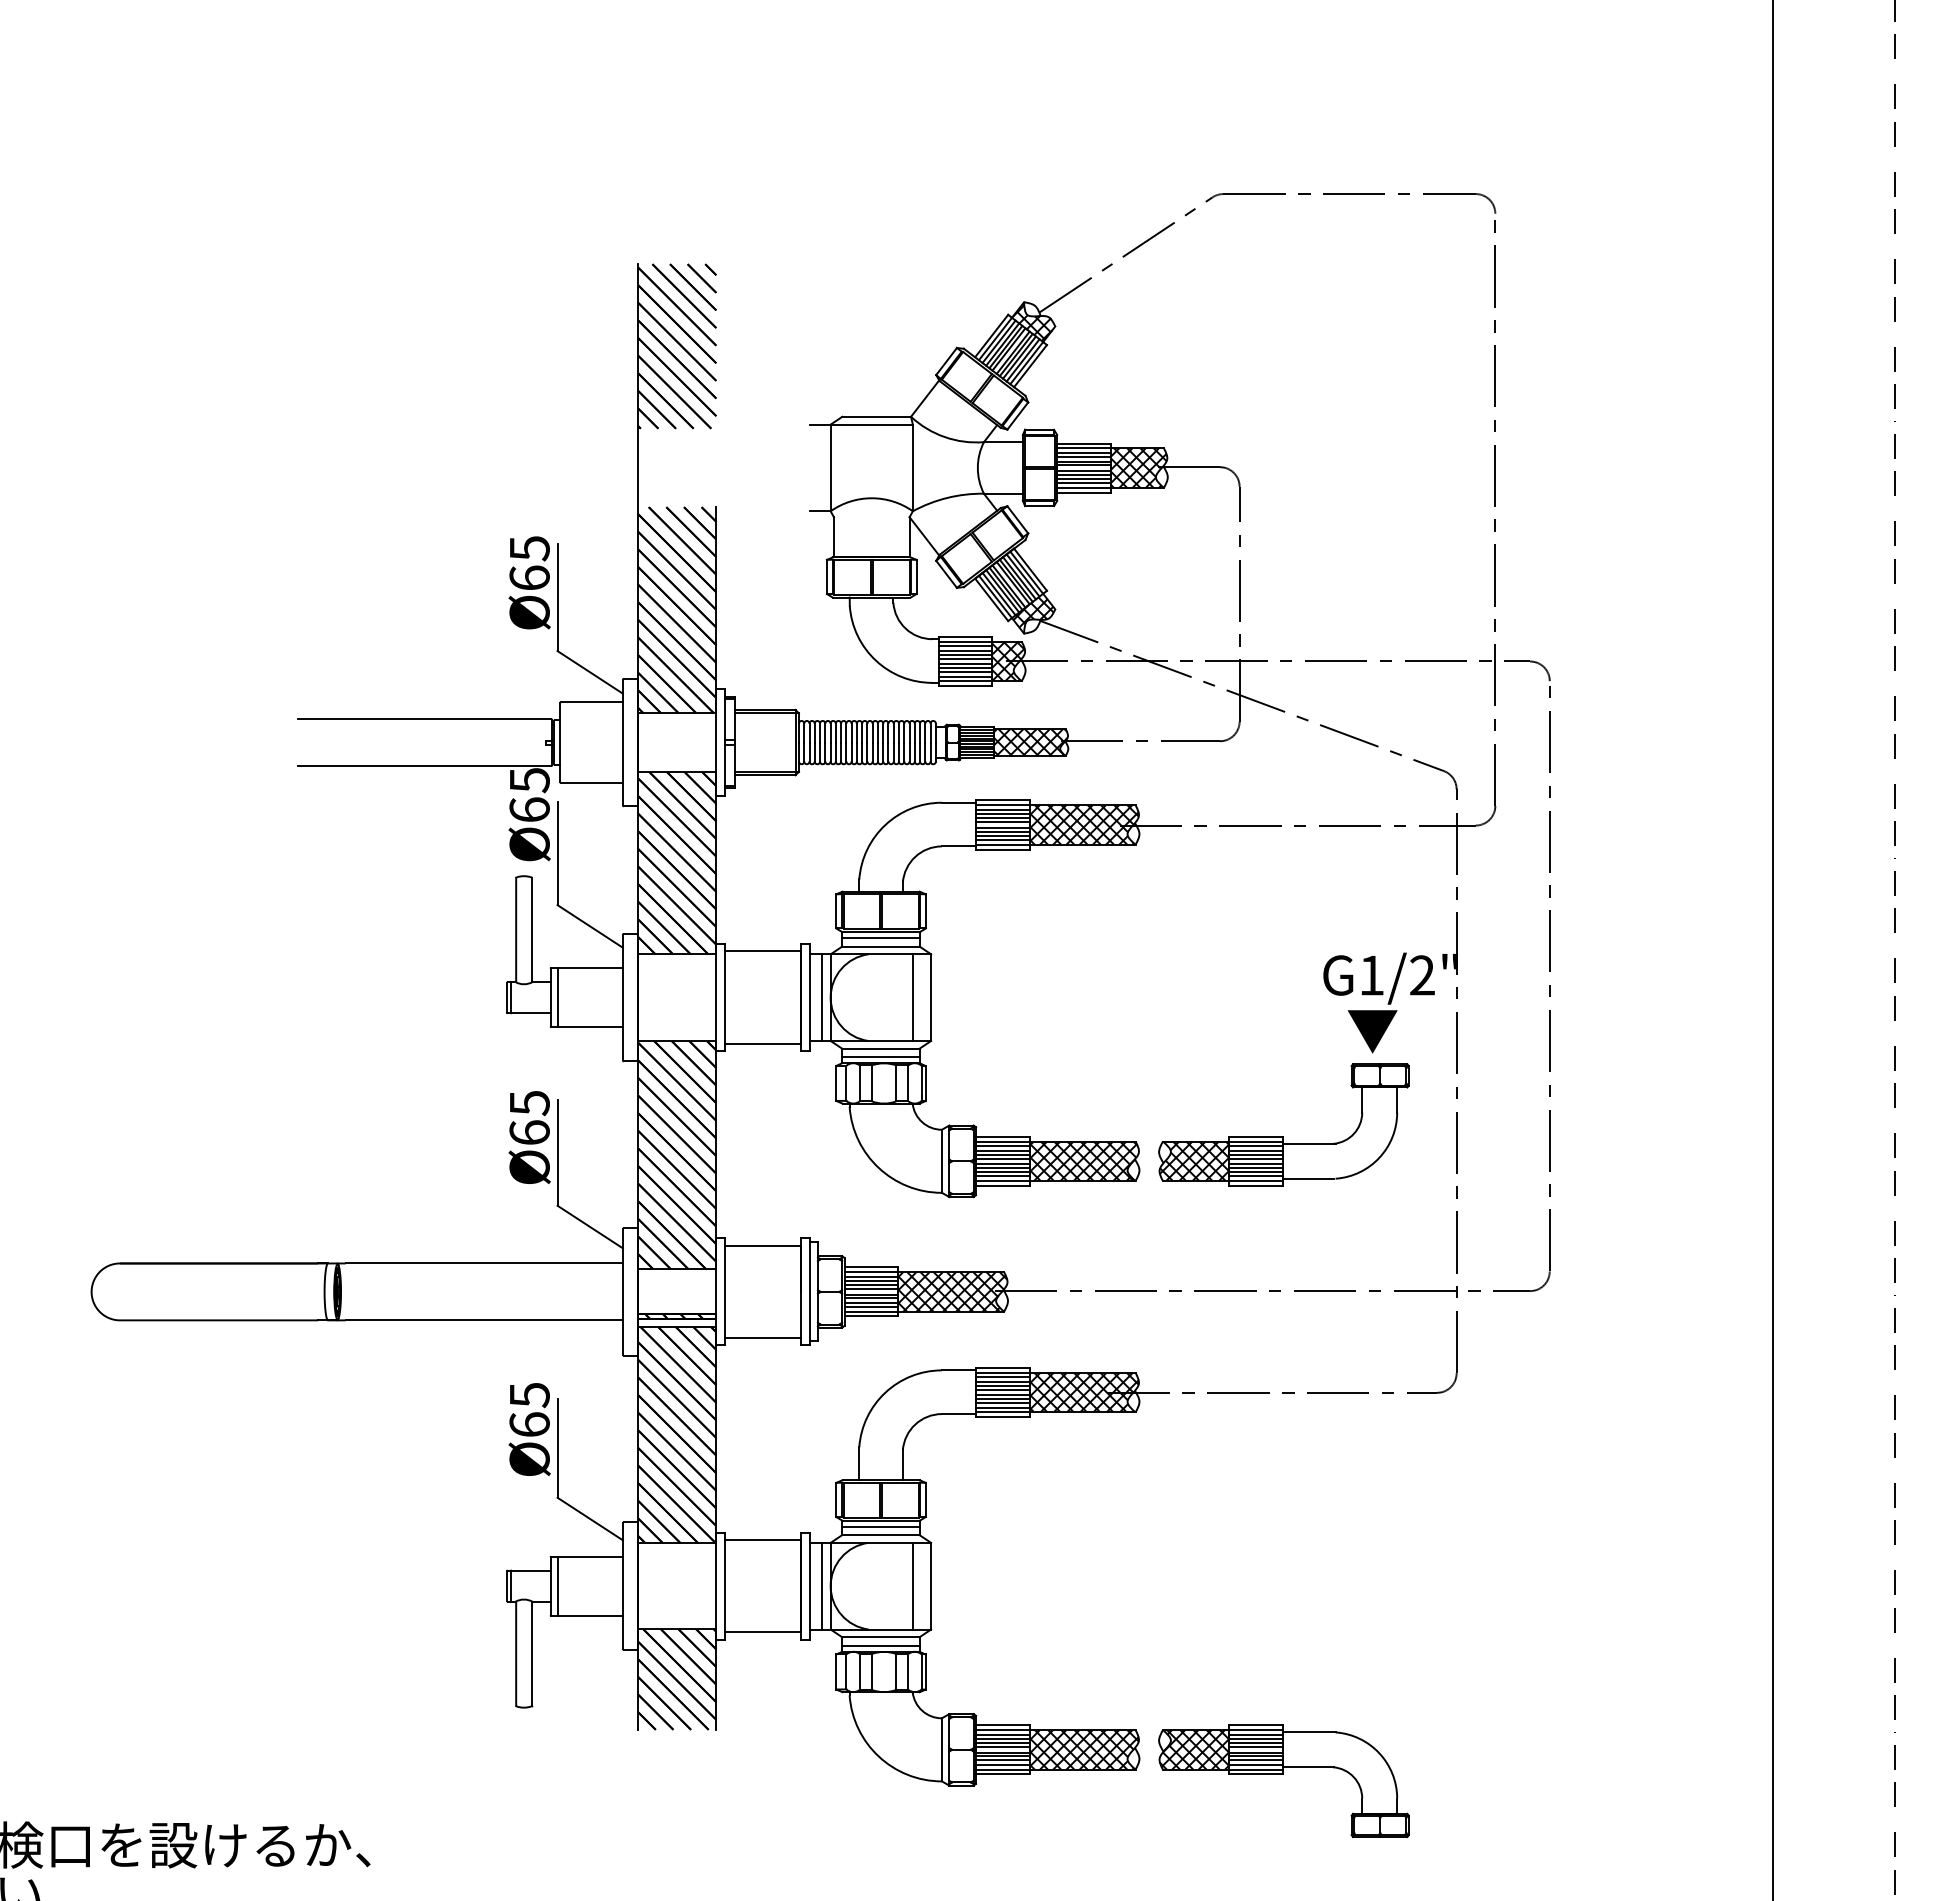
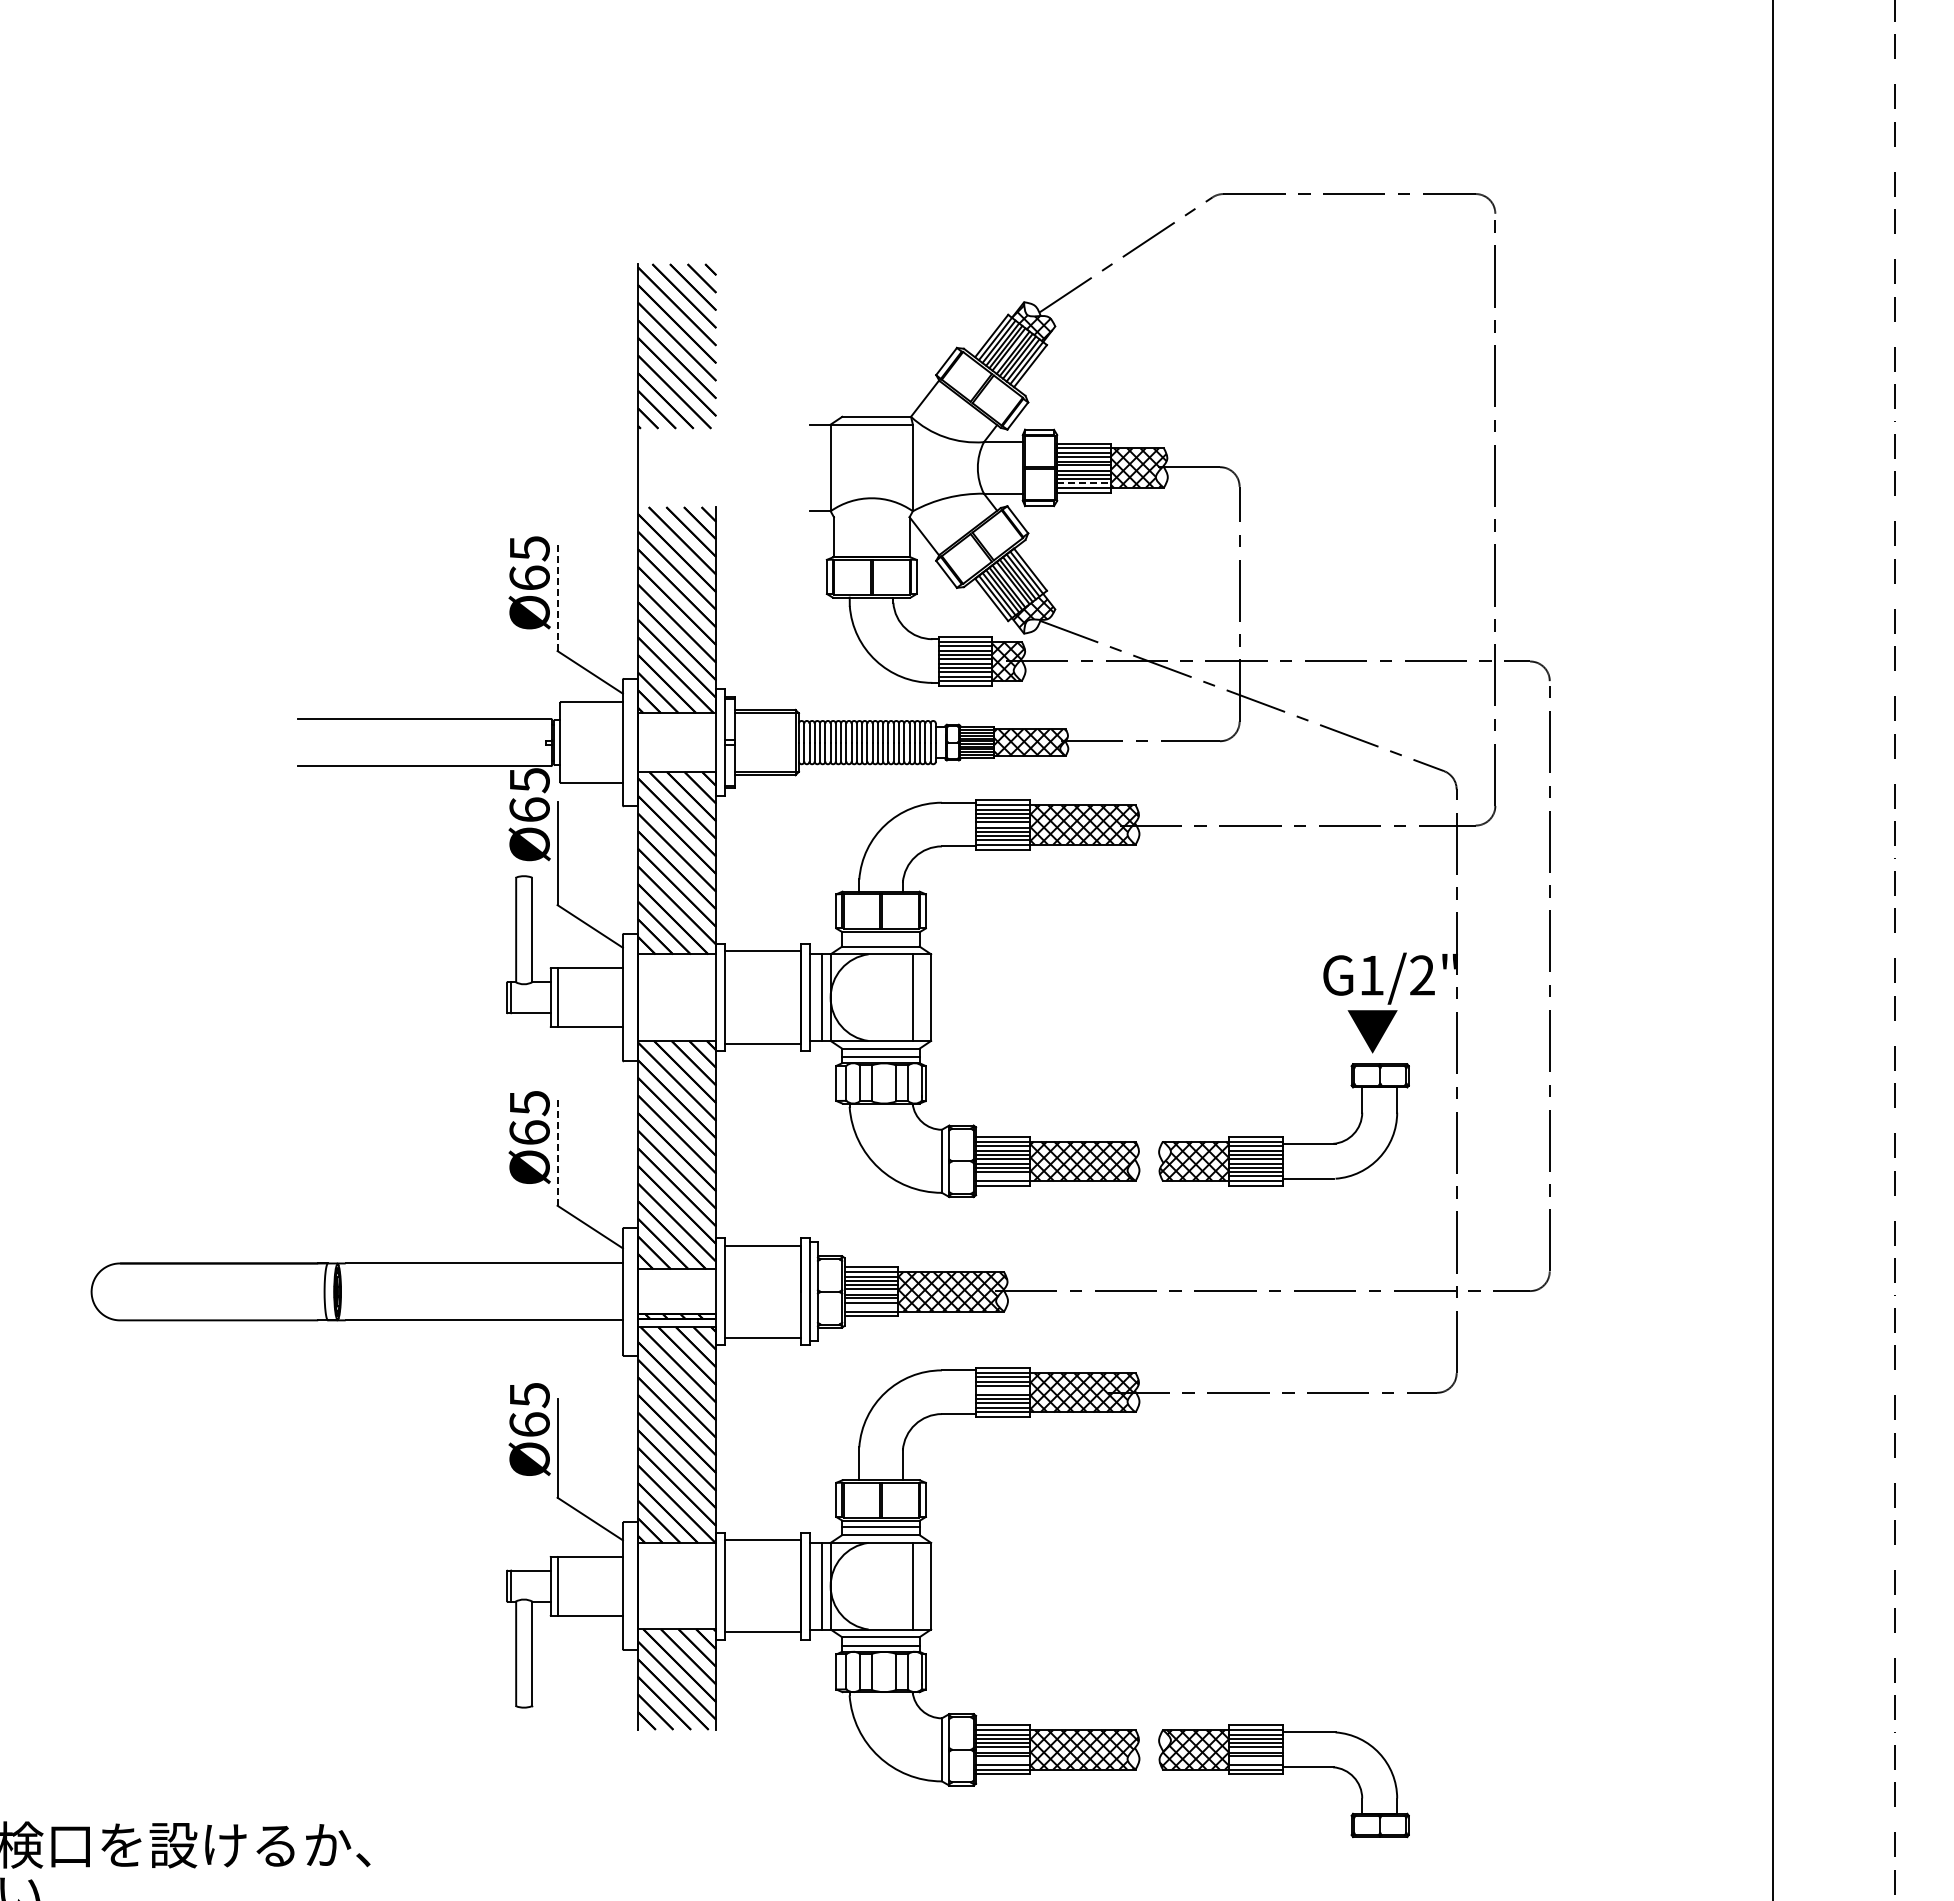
line: solid -> dashed (1083, 483)
line: solid -> dashed (557, 597)
line: present -> none (880, 938)
line: solid -> dashed (557, 1153)
line: present -> none (1002, 1176)
line: present -> none (871, 1307)
line: present -> none (1002, 1389)
line: present -> none (1002, 1760)
line: present -> none (1256, 1760)
